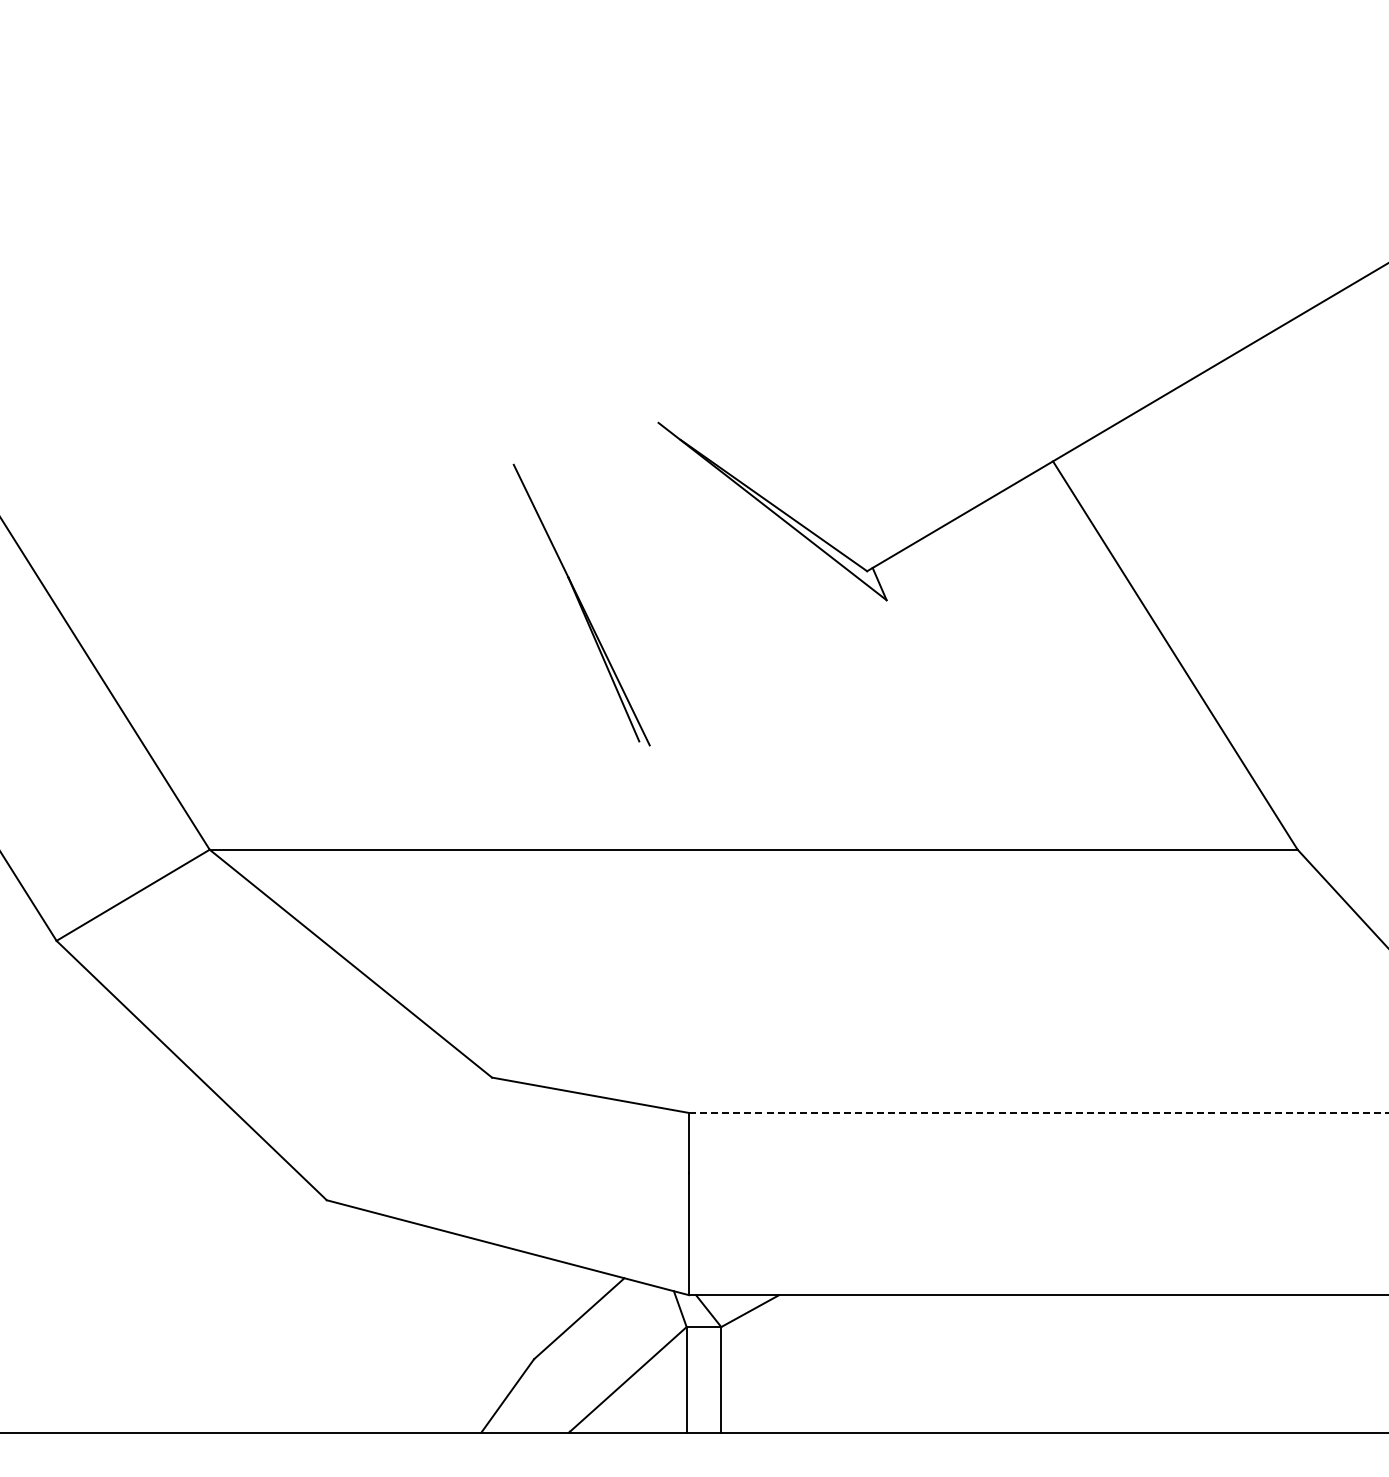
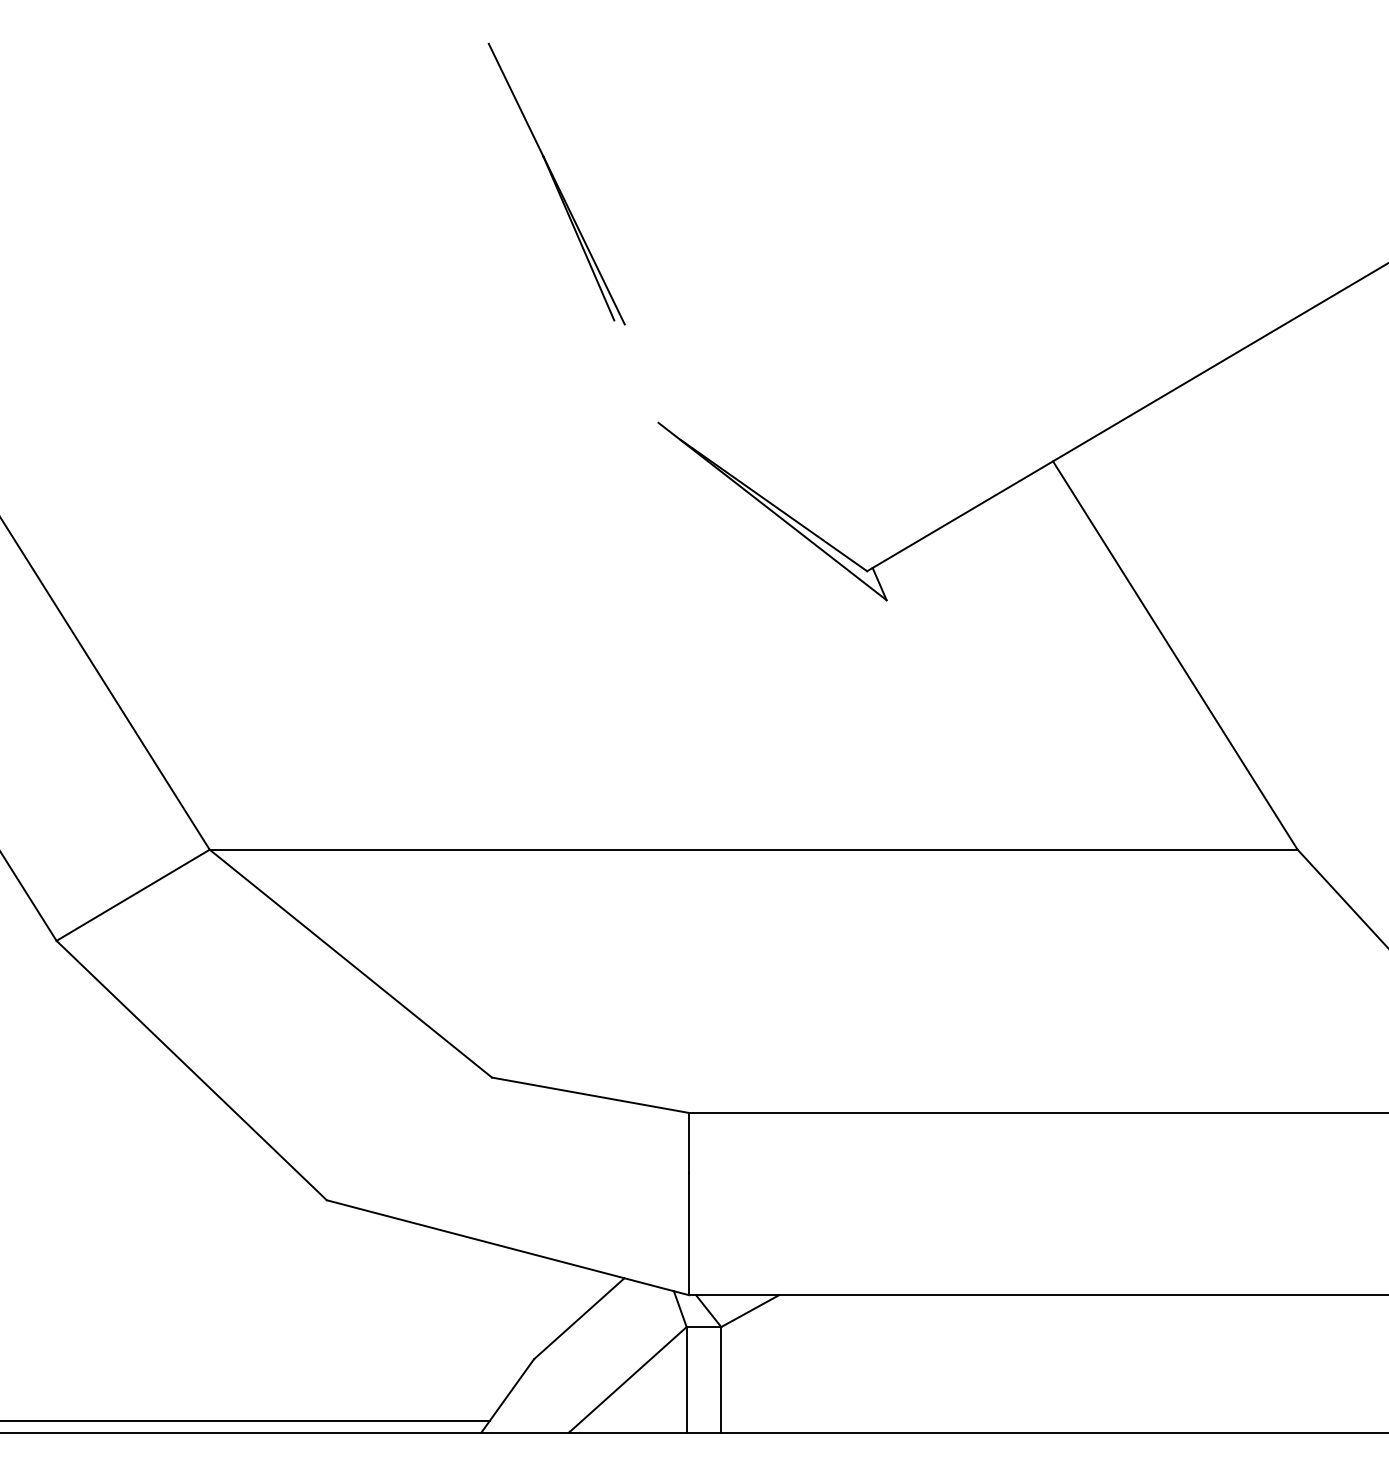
part position: (581, 604) -> (556, 183) (556, 183)
line: dashed -> solid (1038, 1112)
line: none -> present (245, 1420)
